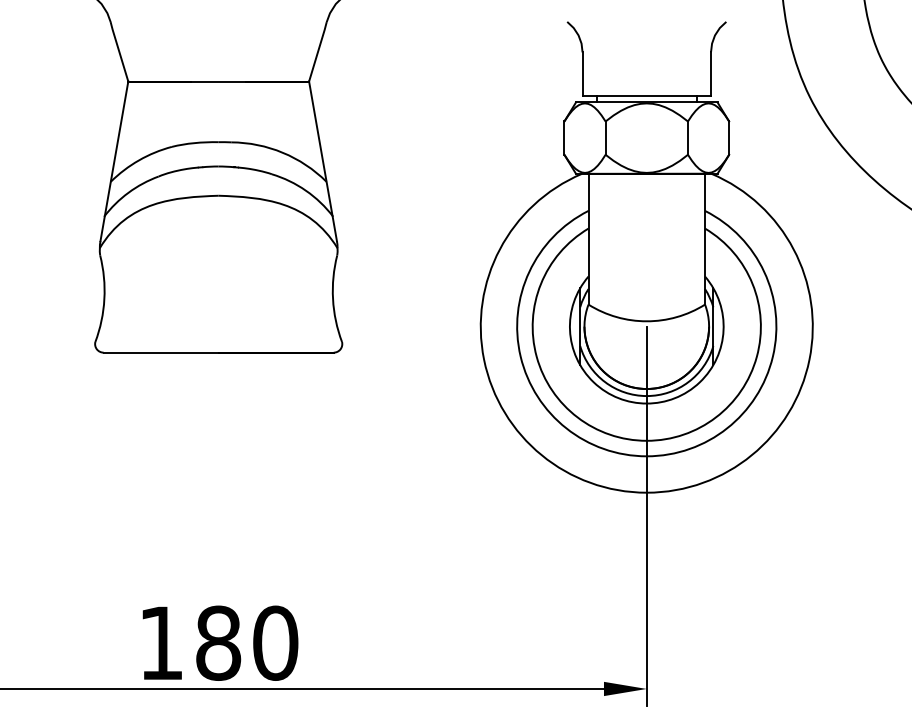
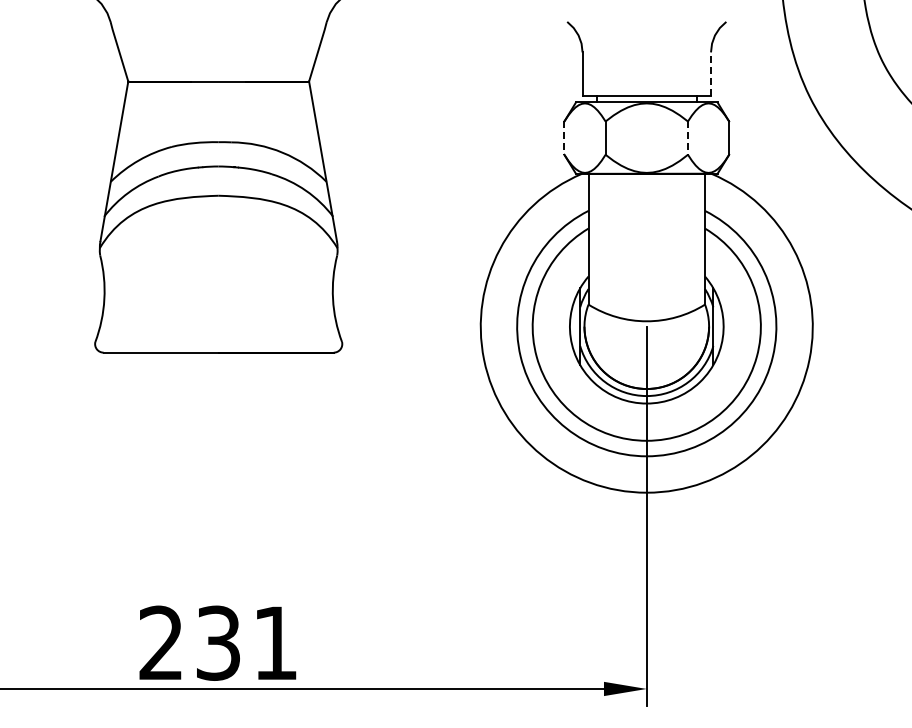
line: solid -> dashed (711, 74)
line: solid -> dashed (564, 138)
line: solid -> dashed (687, 138)
text: 180 -> 231 (218, 642)
